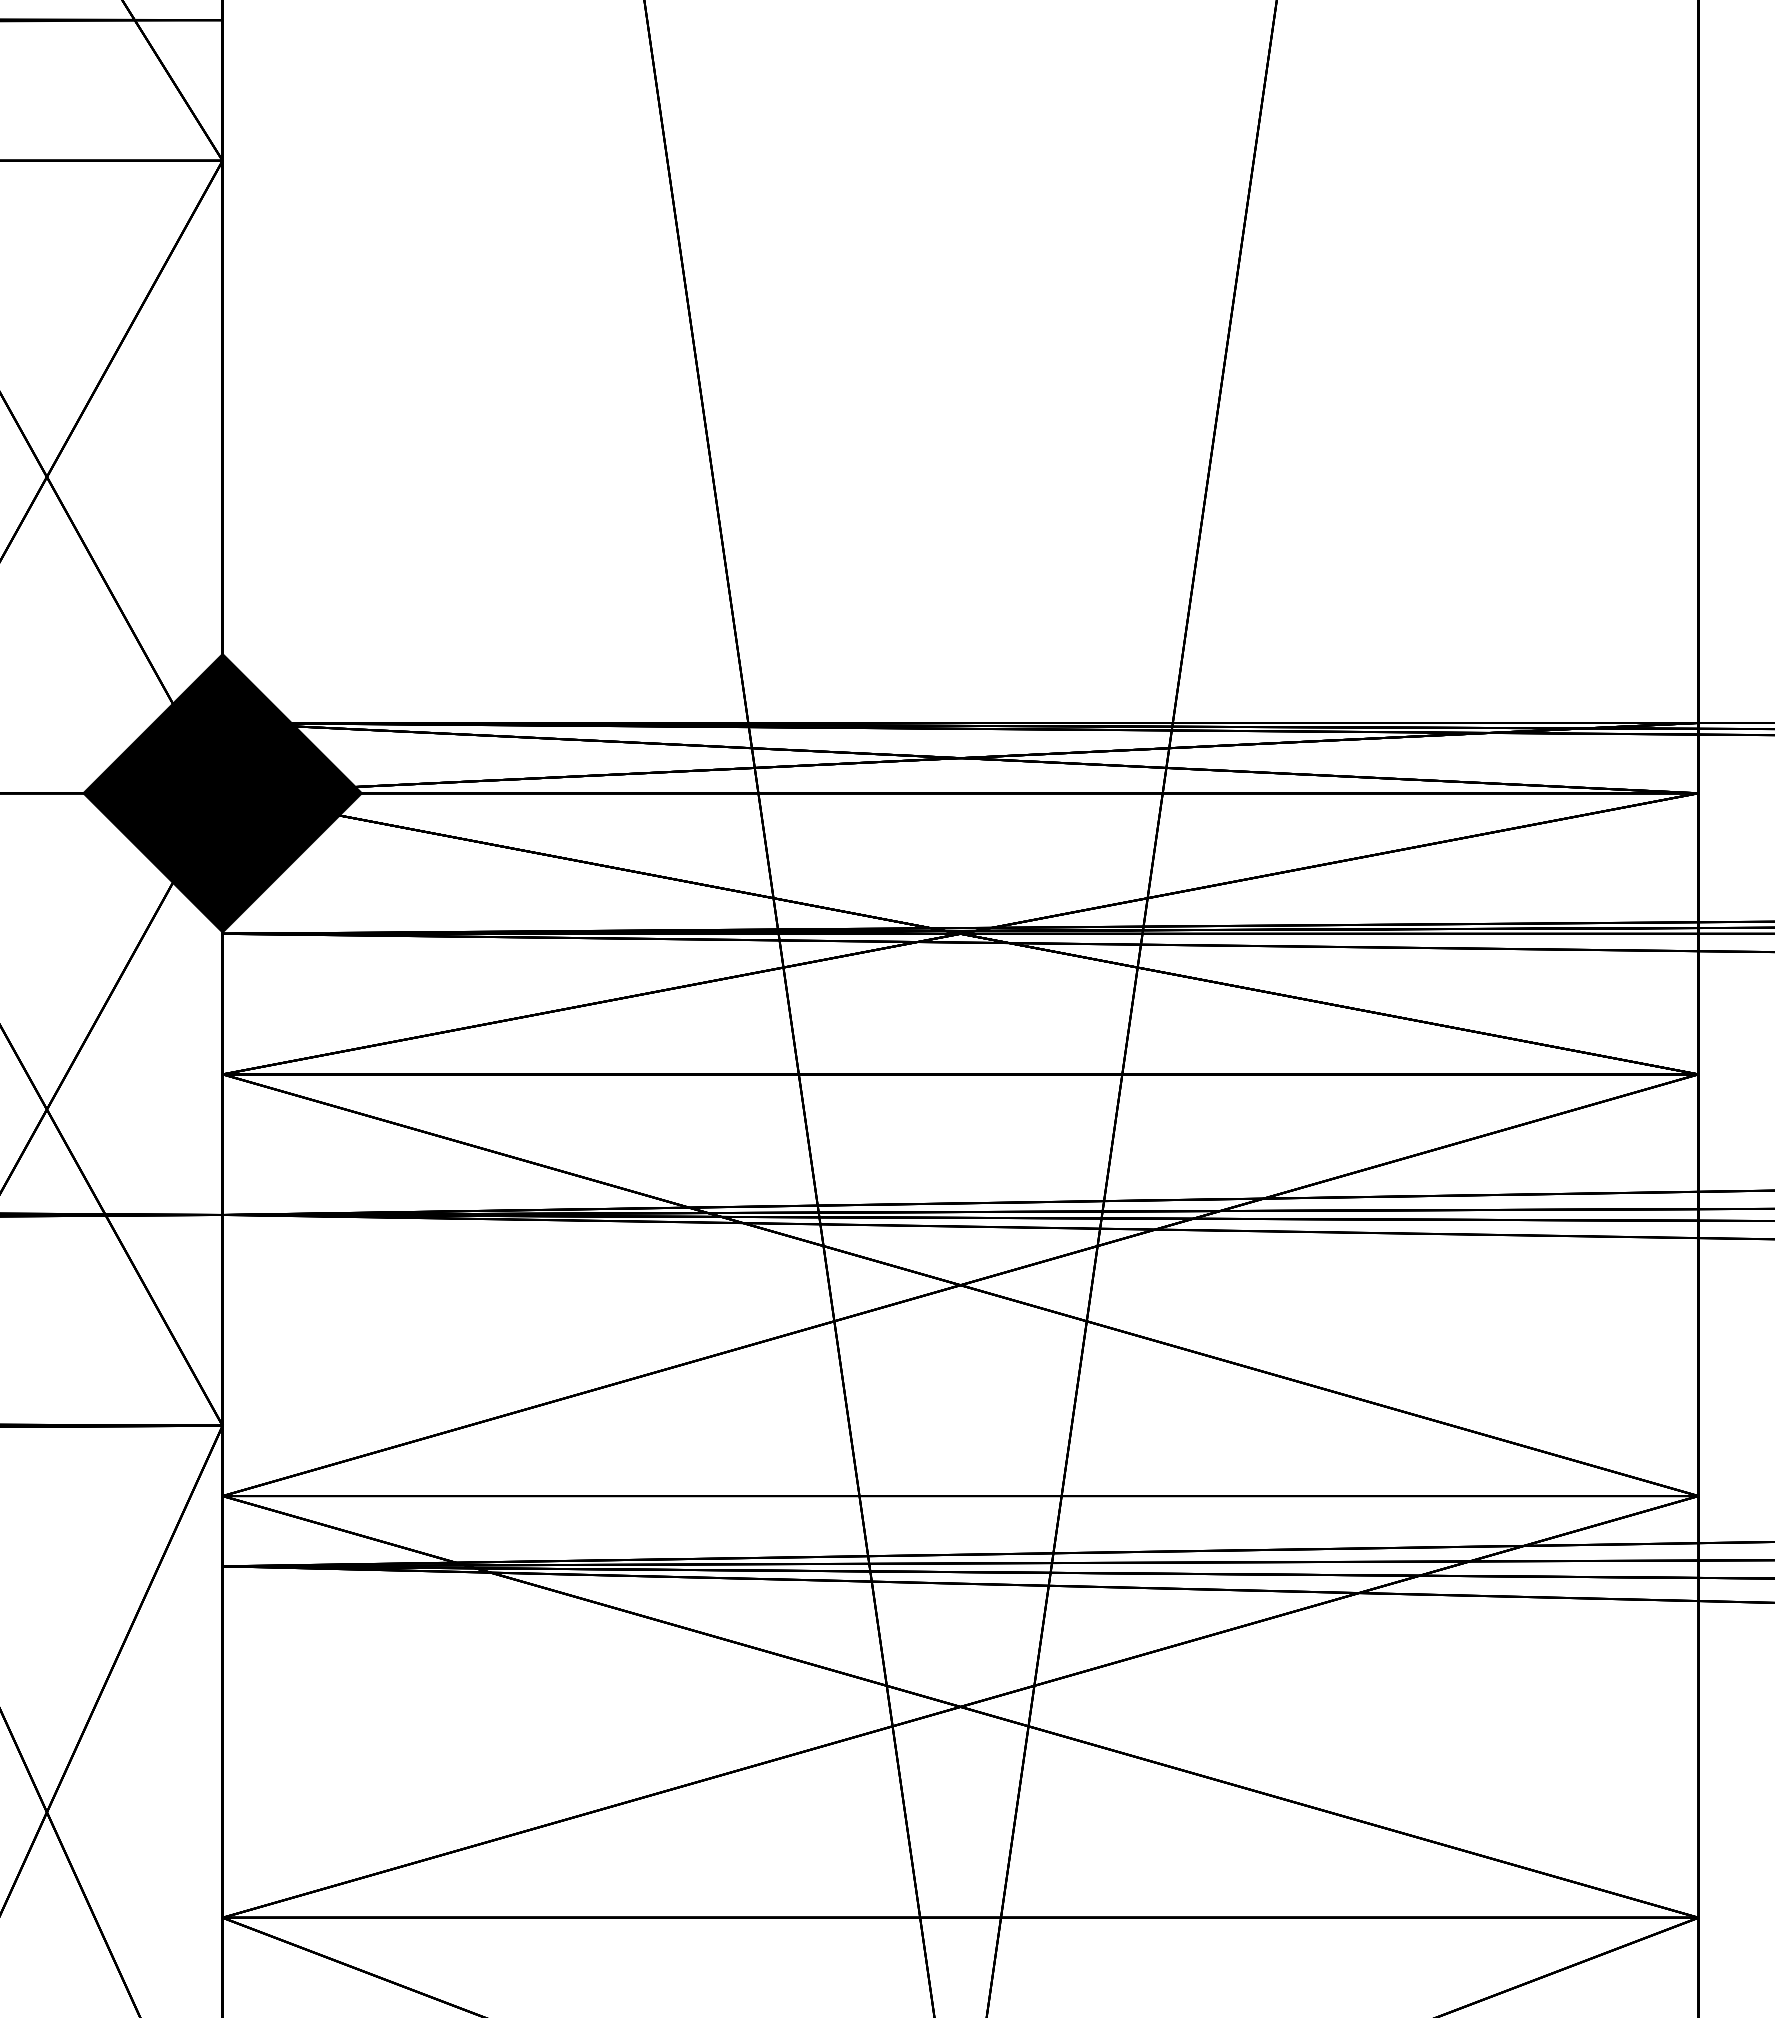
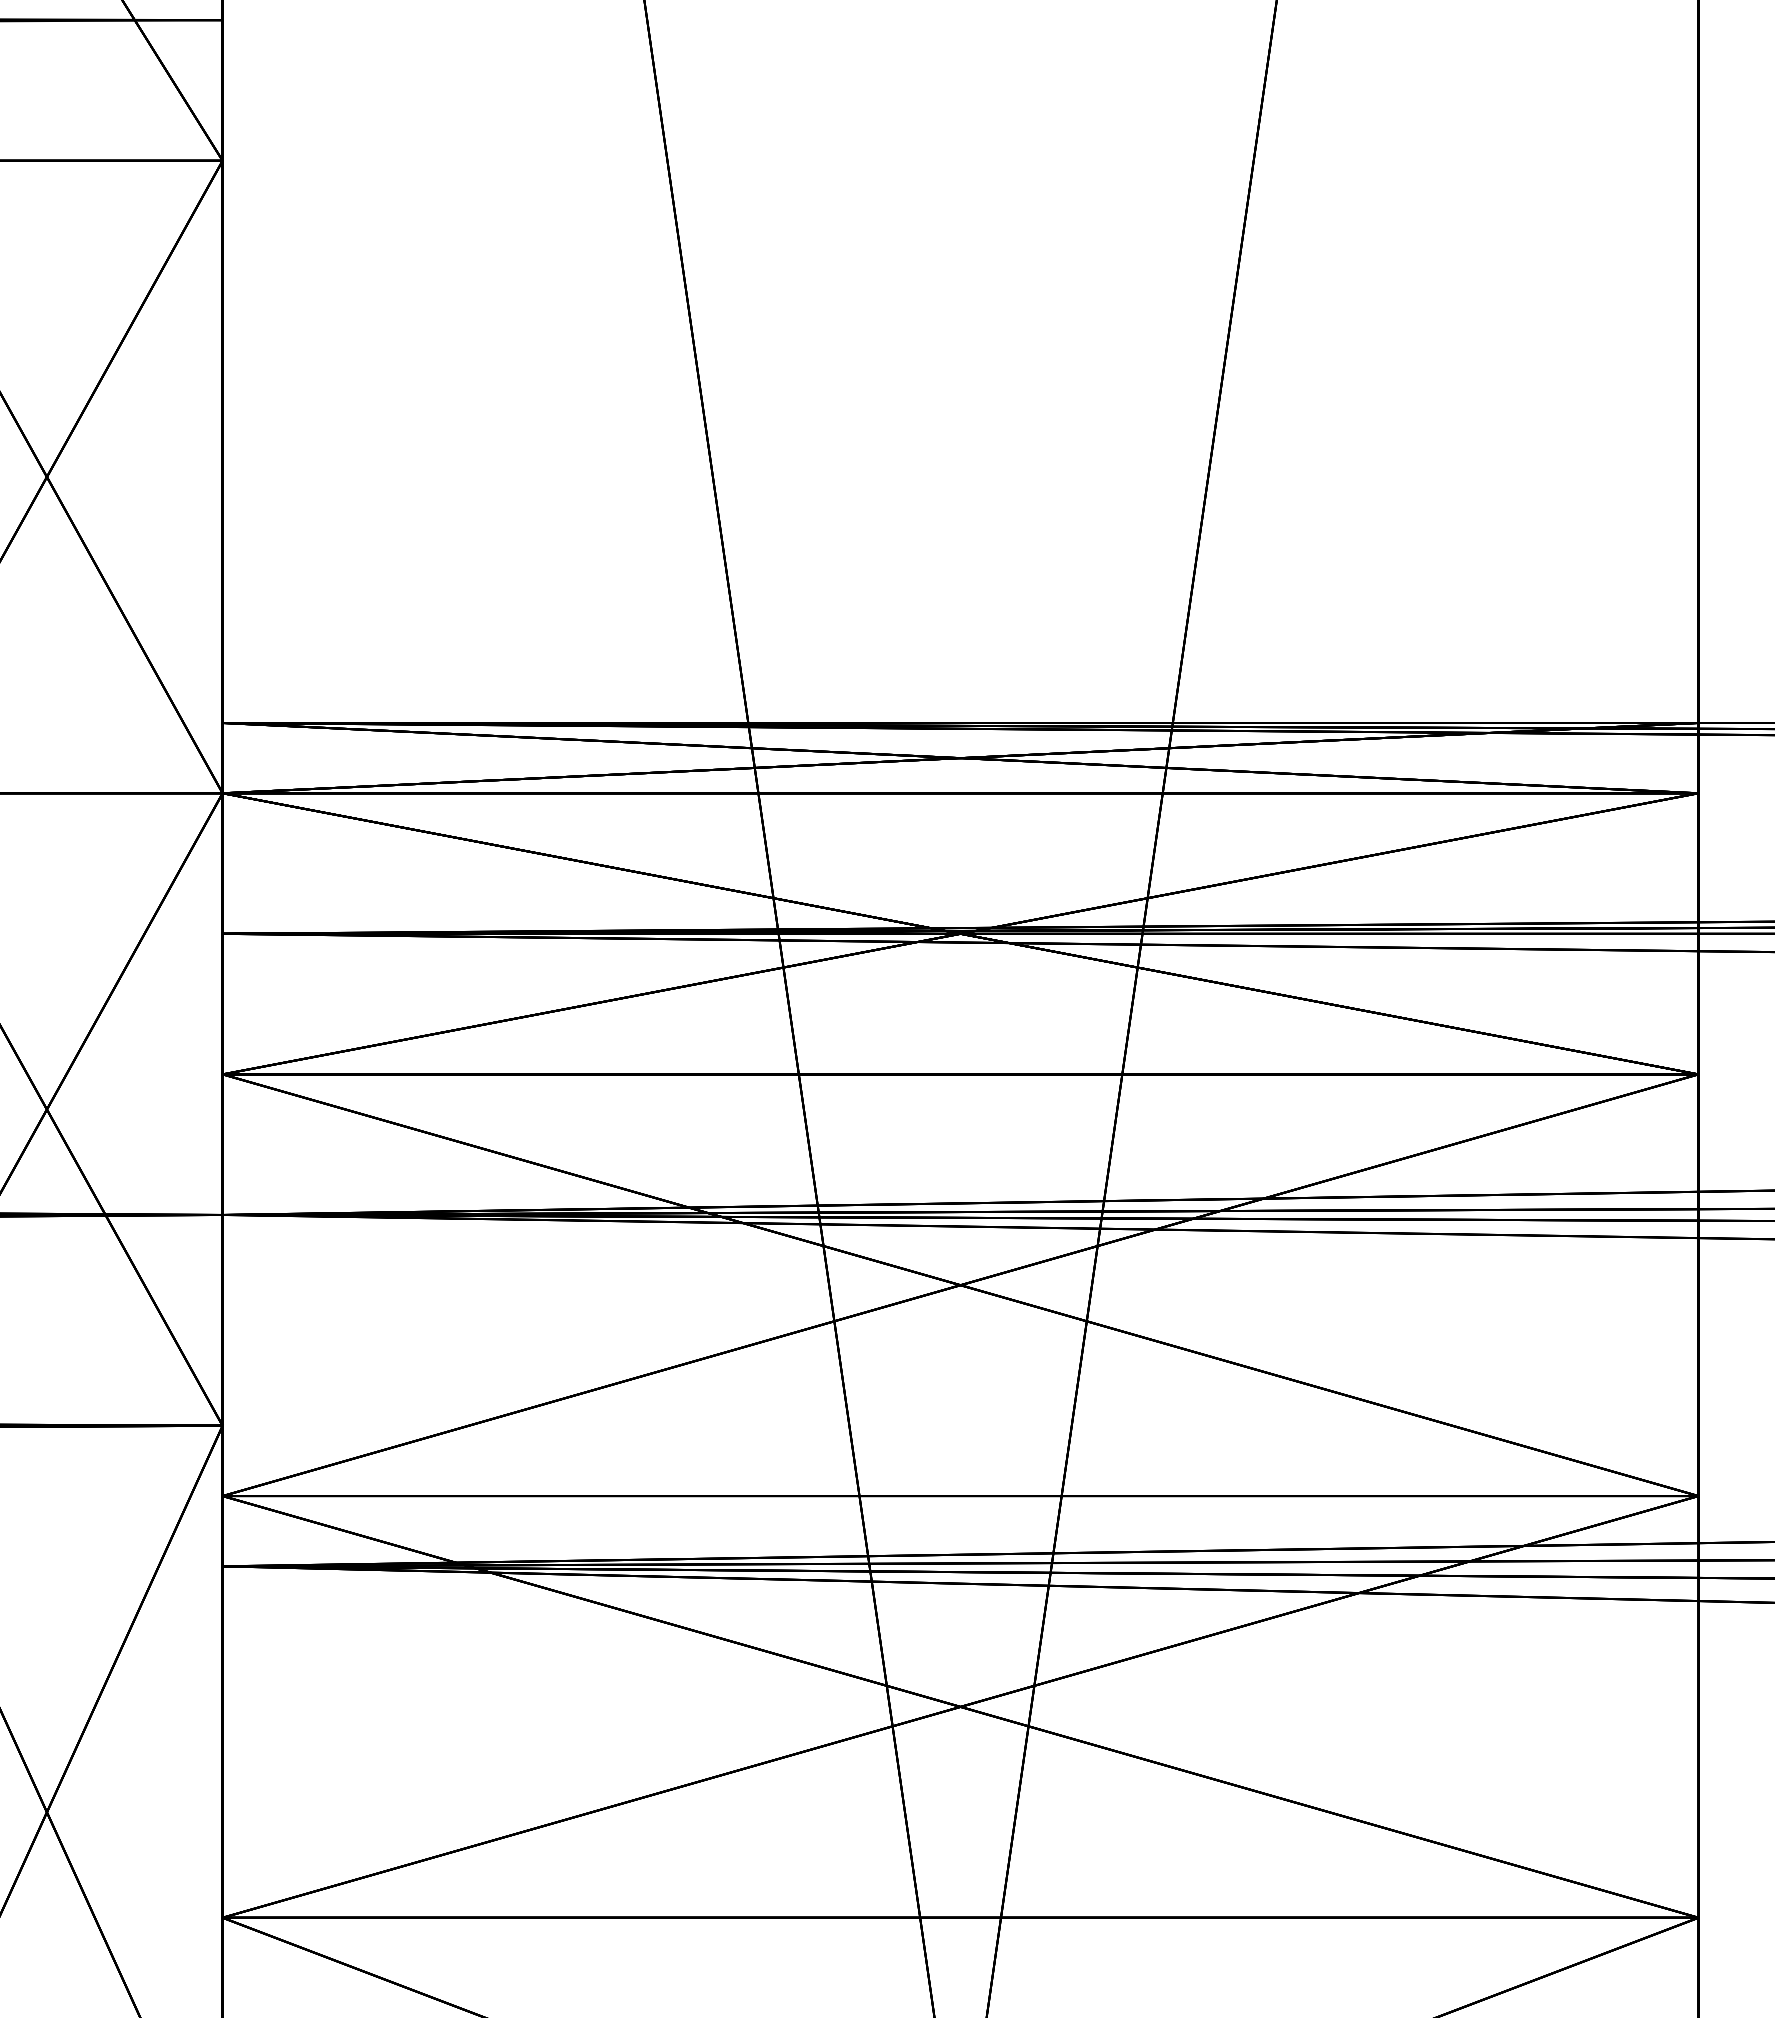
fill: present -> none (222, 792)
